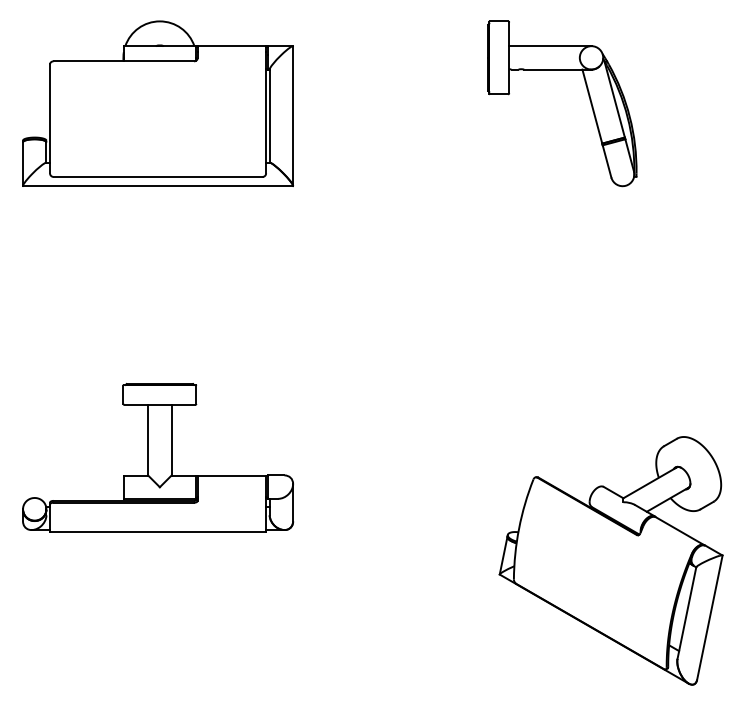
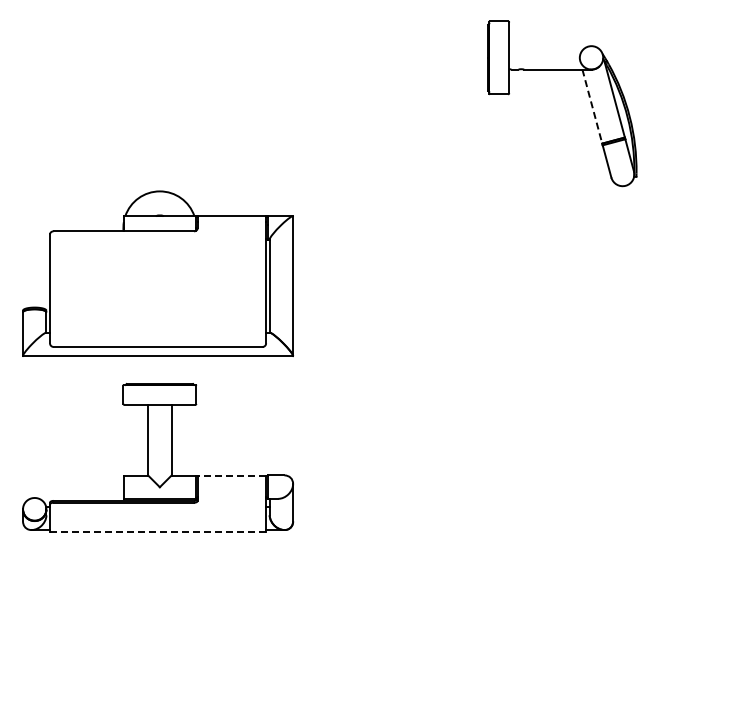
line: present -> none (550, 46)
part position: (157, 103) -> (157, 273) (157, 273)
line: solid -> dashed (592, 107)
line: solid -> dashed (231, 475)
line: solid -> dashed (158, 532)
part: present -> none (610, 560)
